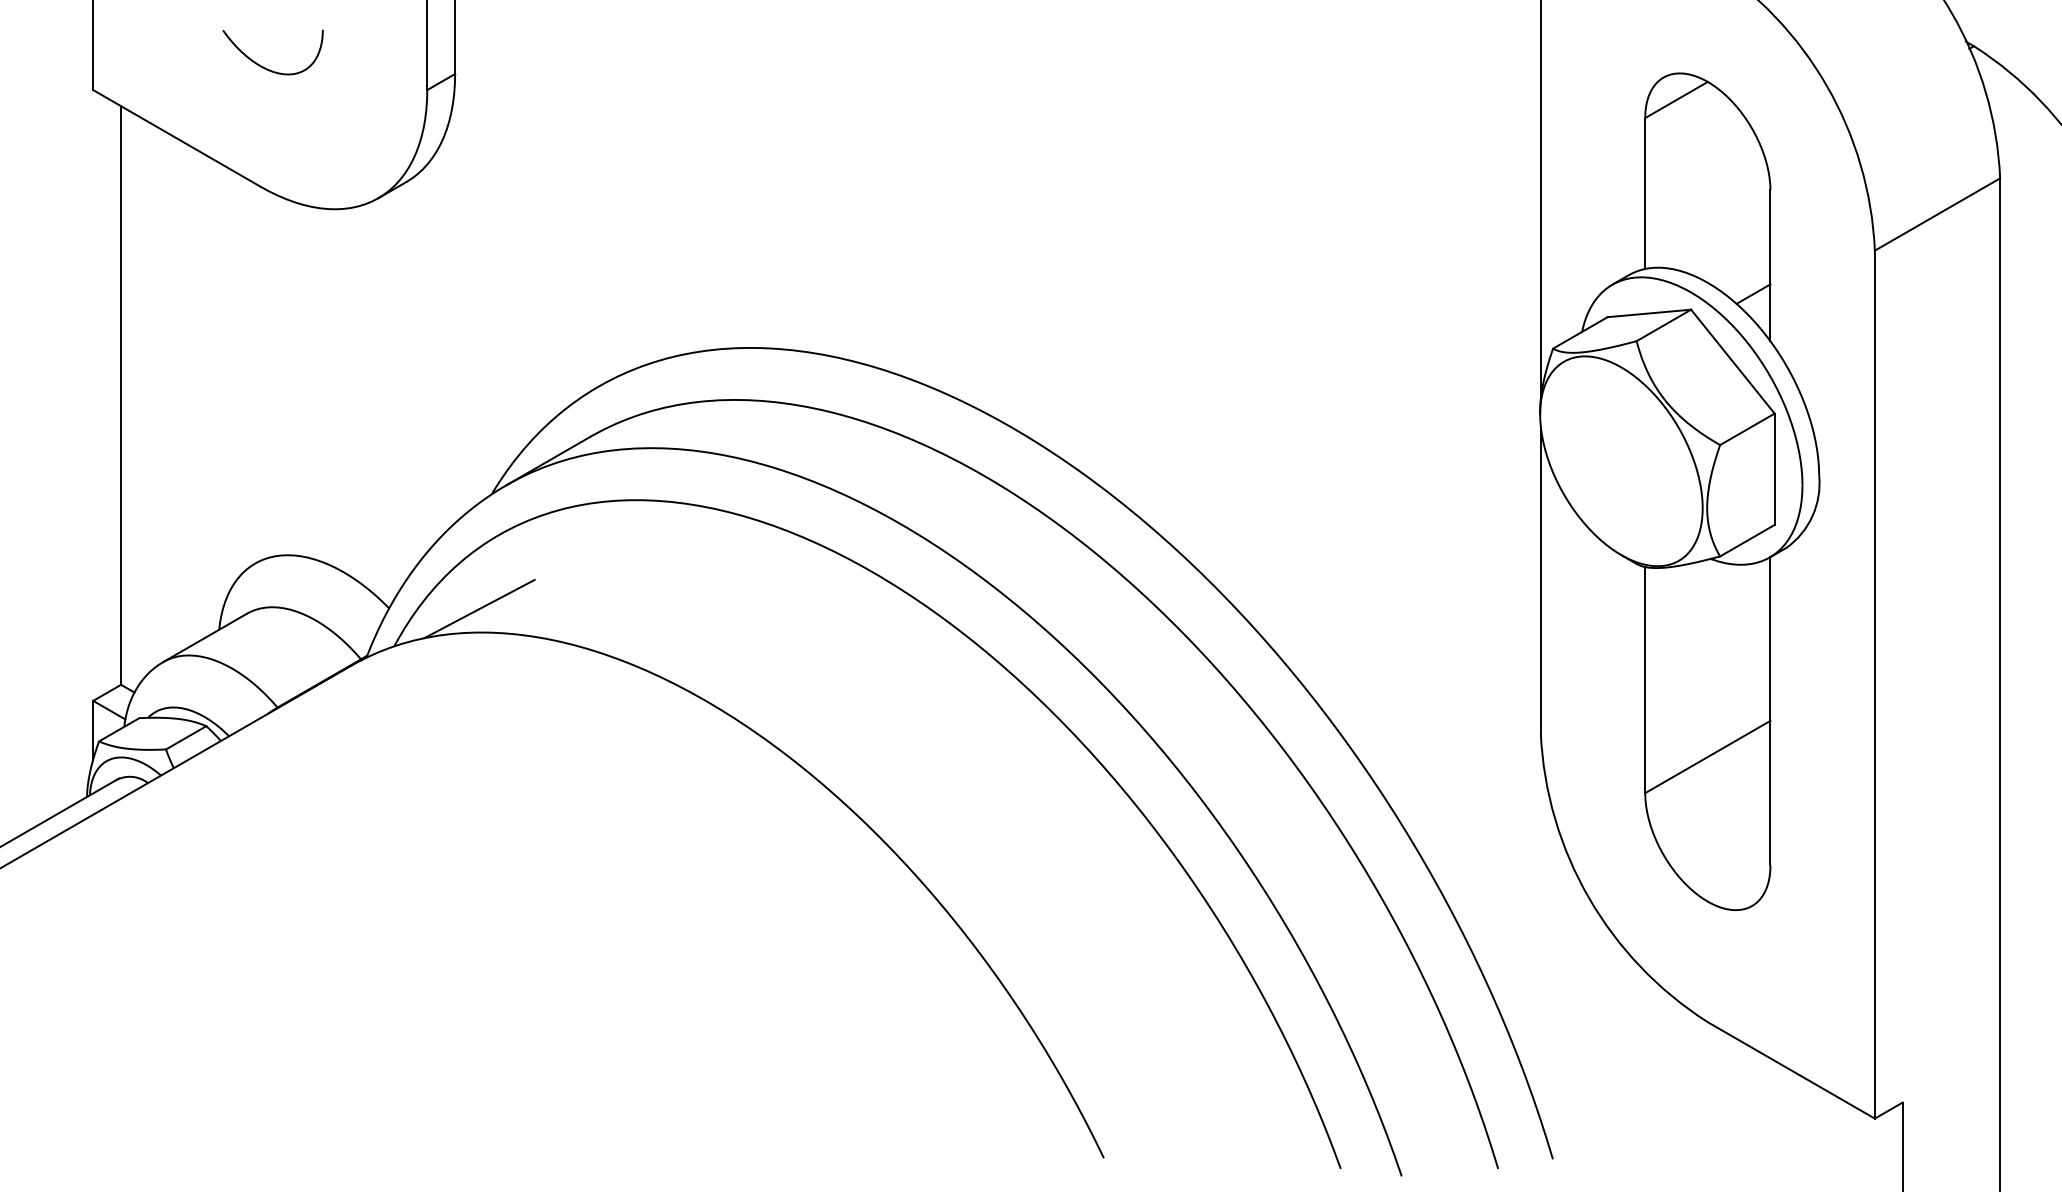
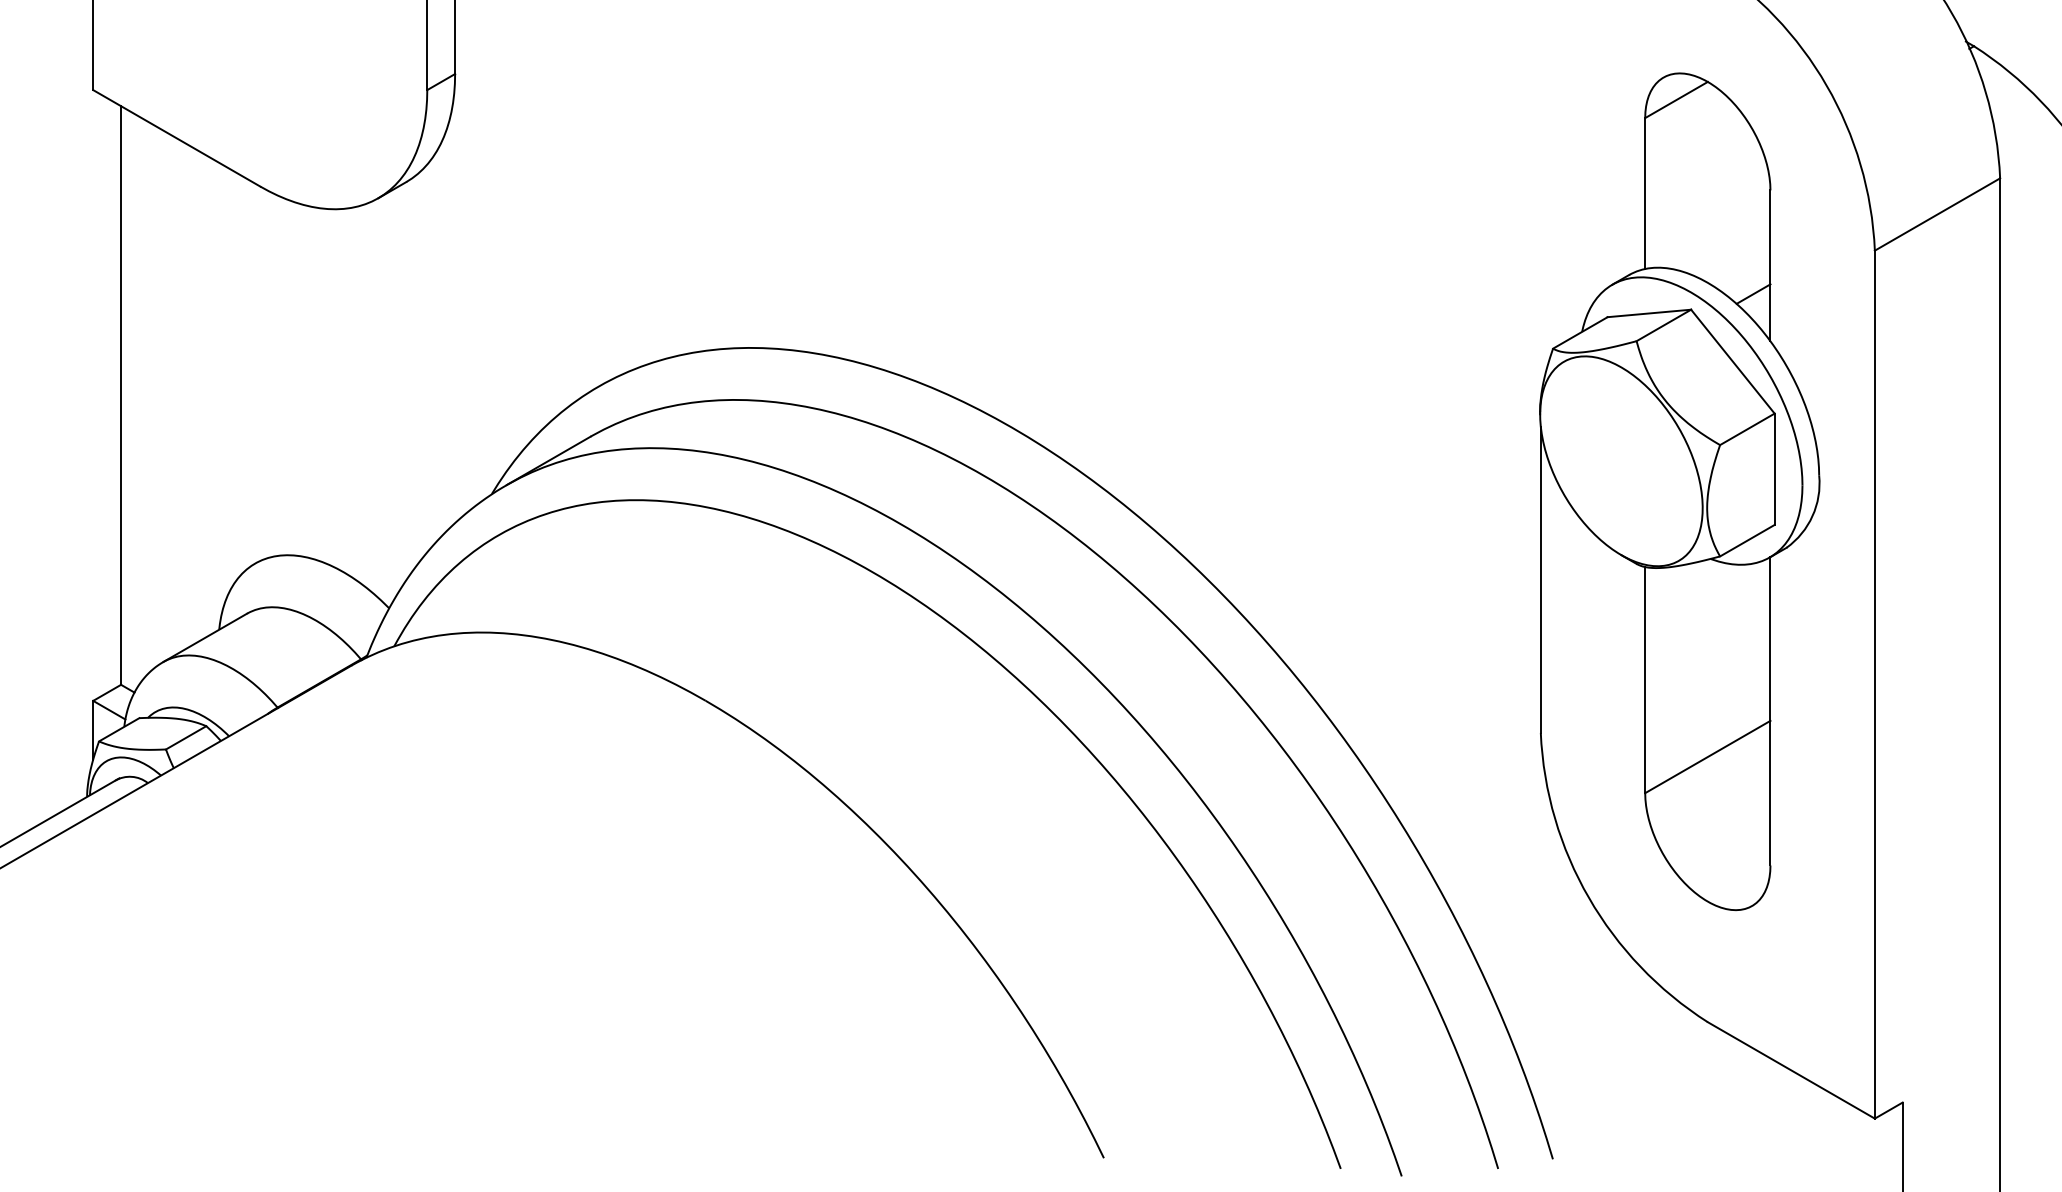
curve: present -> none (265, 67)
line: present -> none (1540, 200)
line: present -> none (479, 608)
